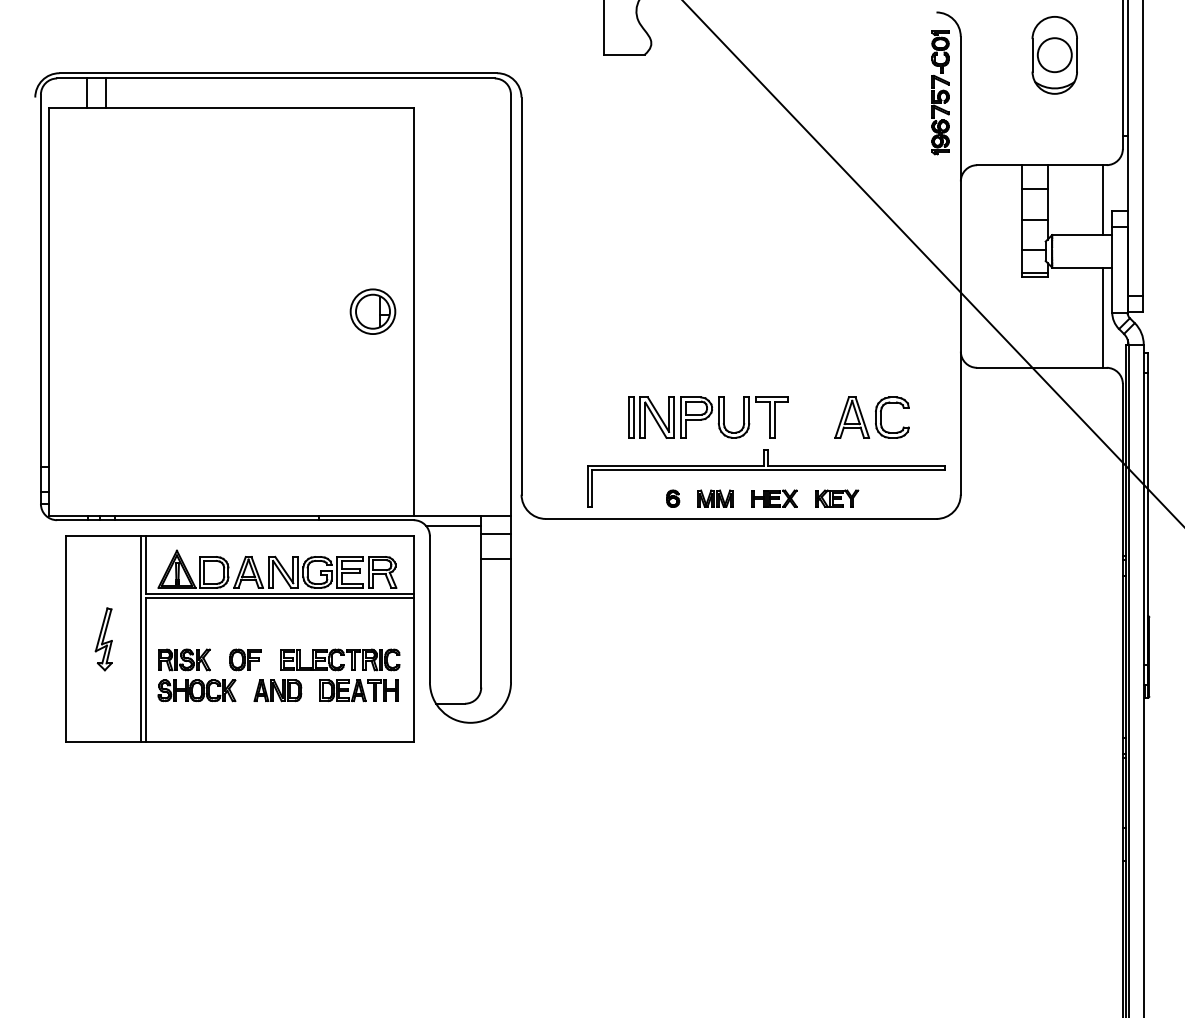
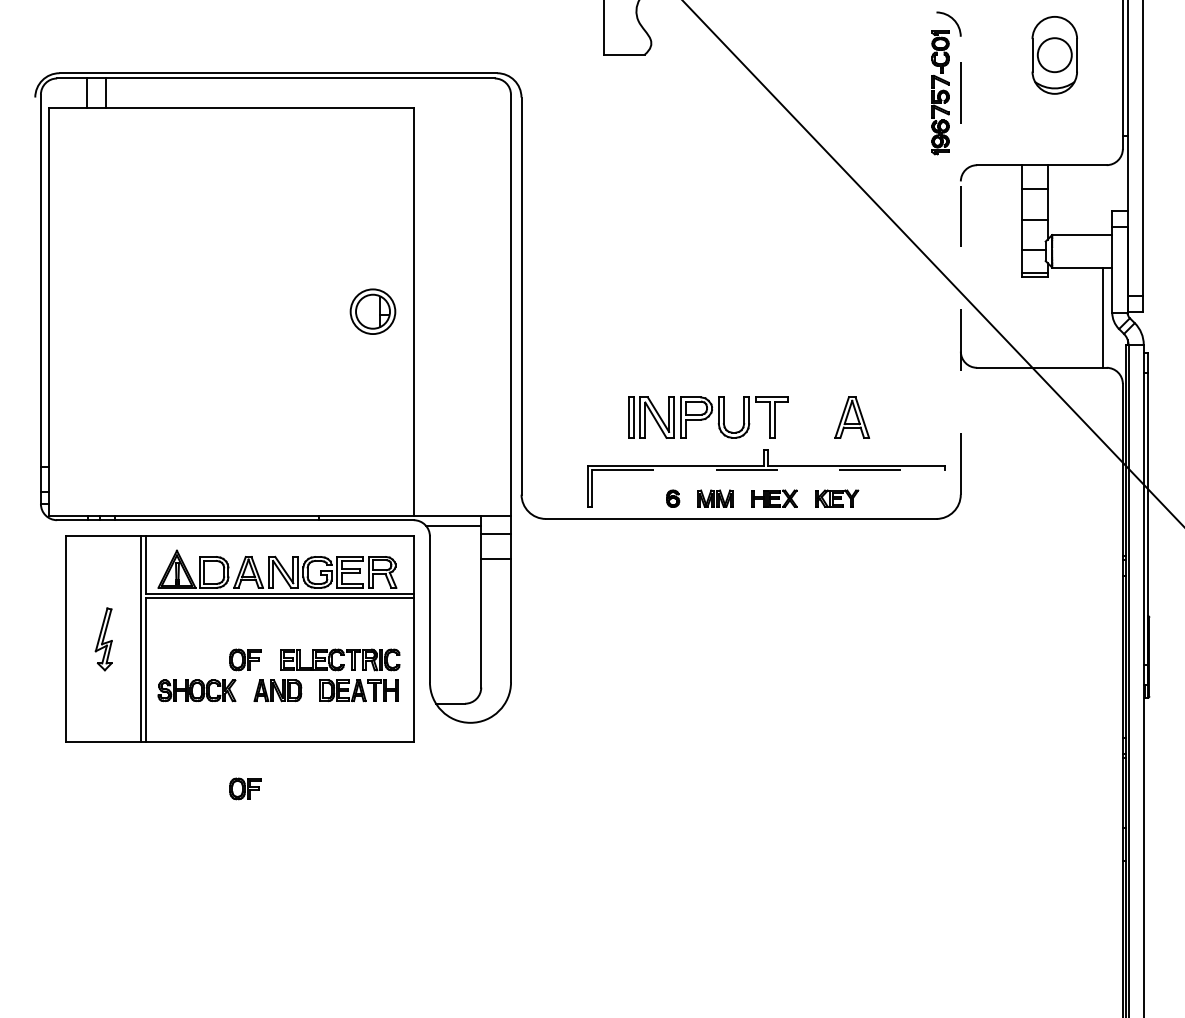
line: present -> none (1103, 200)
line: solid -> dashed (960, 265)
part: present -> none (881, 417)
line: solid -> dashed (768, 470)
part: present -> none (184, 659)
part: none -> present (245, 788)
